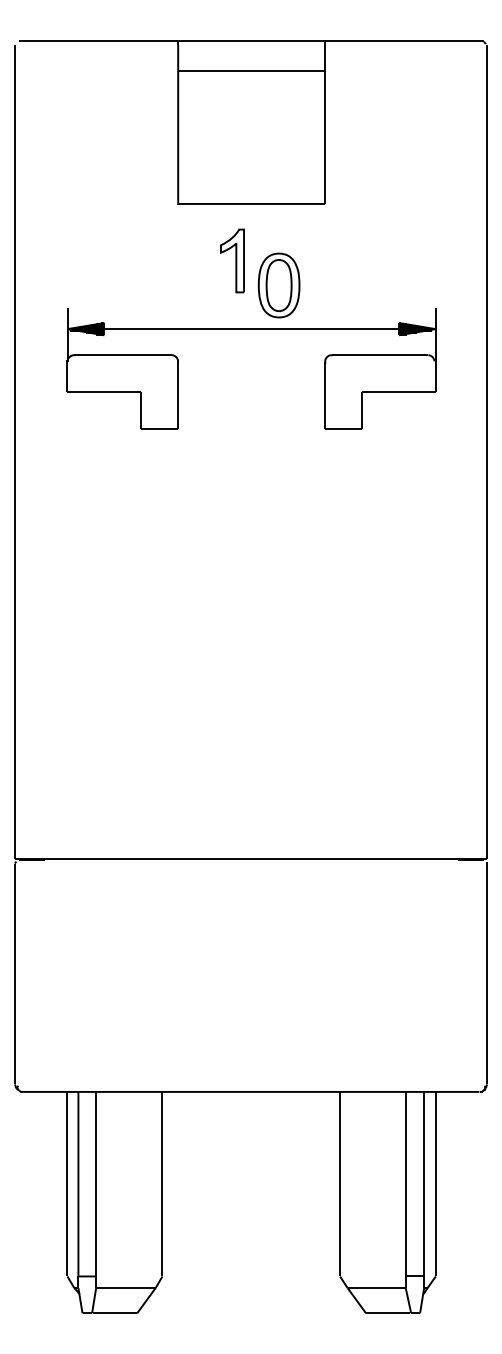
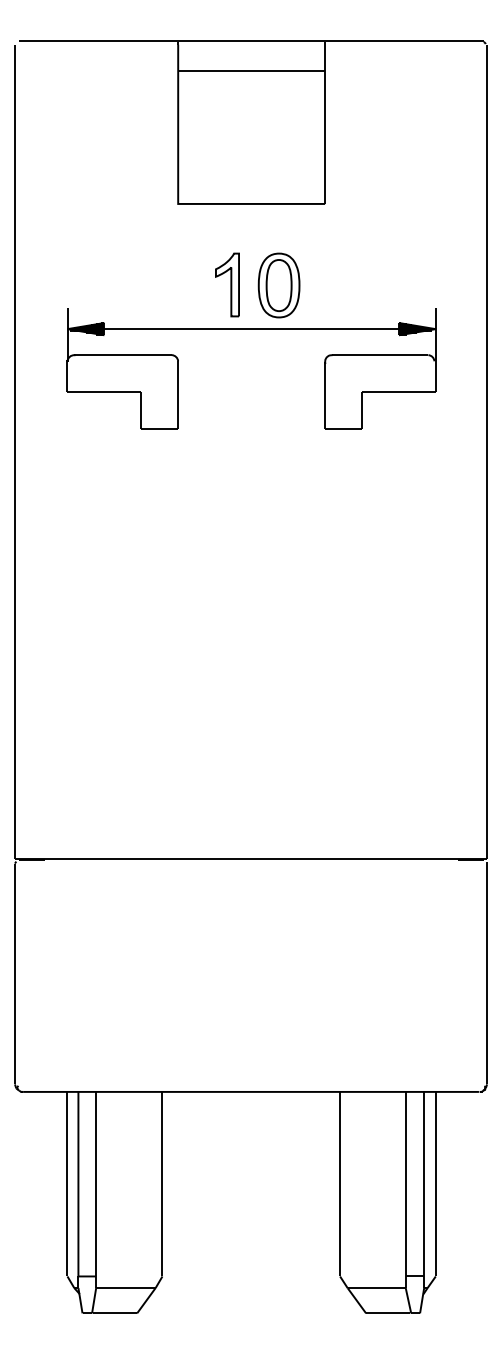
part position: (232, 260) -> (227, 284) (227, 284)
